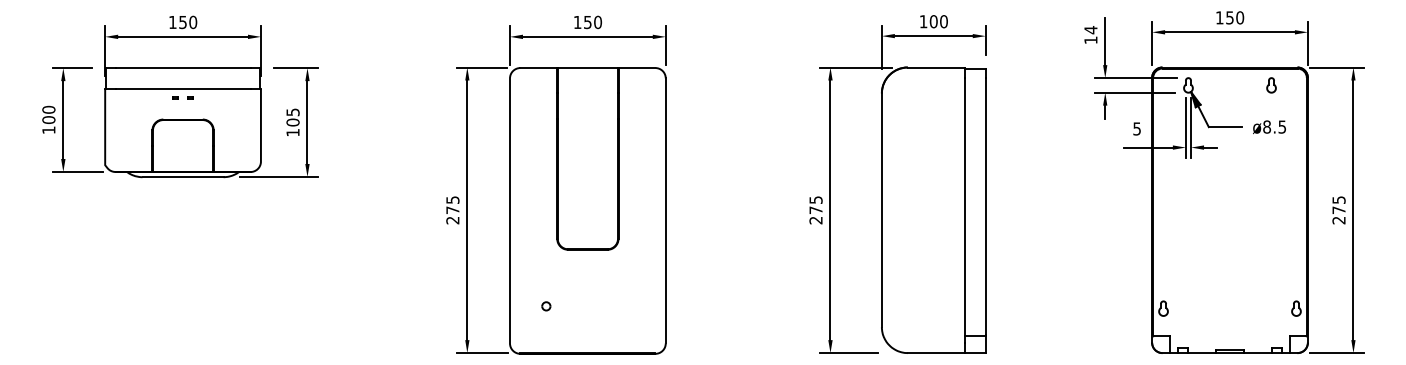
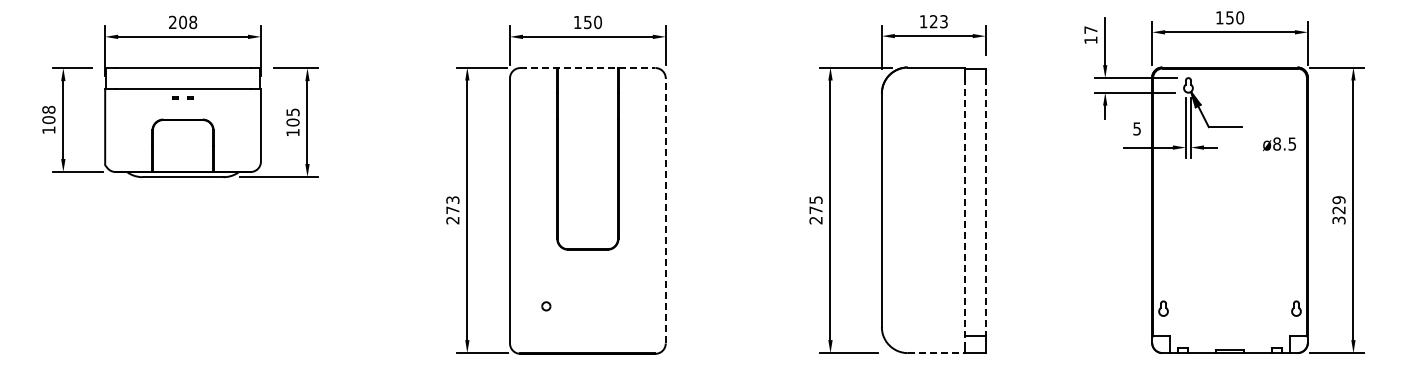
text: 100 -> 123 (938, 21)
text: 150 -> 208 (183, 22)
text: 14 -> 17 (1090, 30)
line: solid -> dashed (587, 68)
part: present -> none (1271, 85)
text: 100 -> 108 (48, 109)
text position: (1269, 127) -> (1279, 144) (1279, 144)
text: 275 -> 273 (452, 199)
line: solid -> dashed (985, 206)
line: solid -> dashed (665, 210)
line: solid -> dashed (964, 210)
text: 275 -> 329 (1338, 210)
line: solid -> dashed (936, 353)
